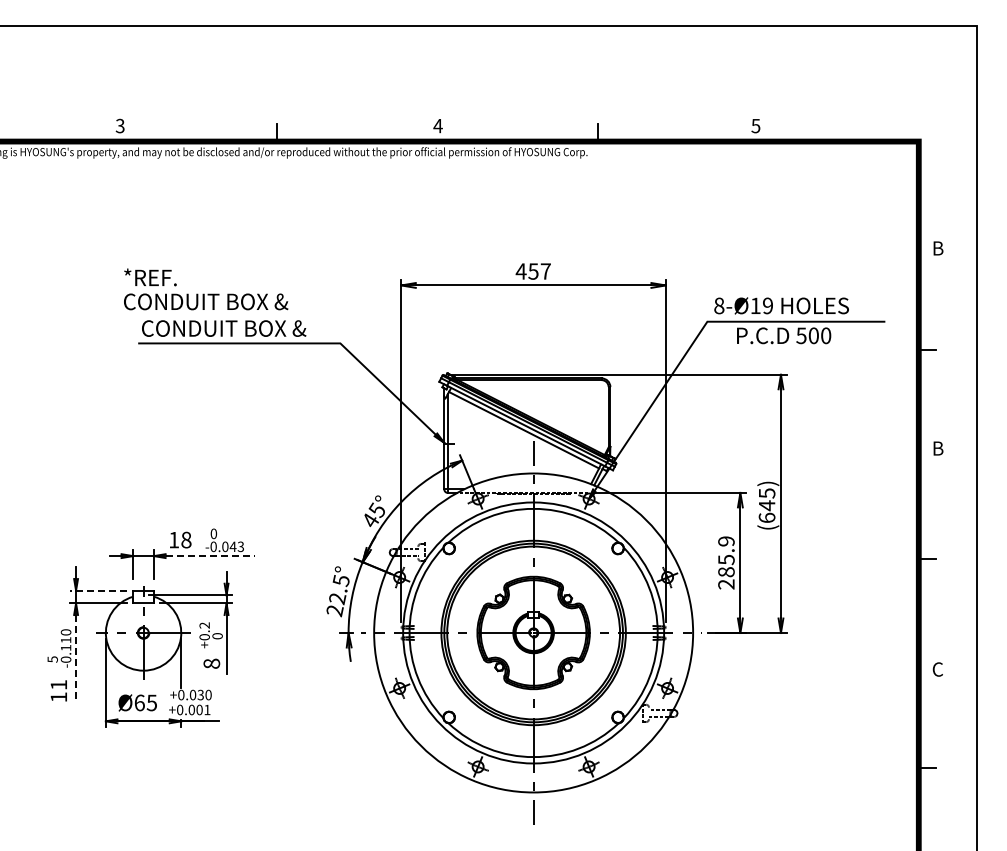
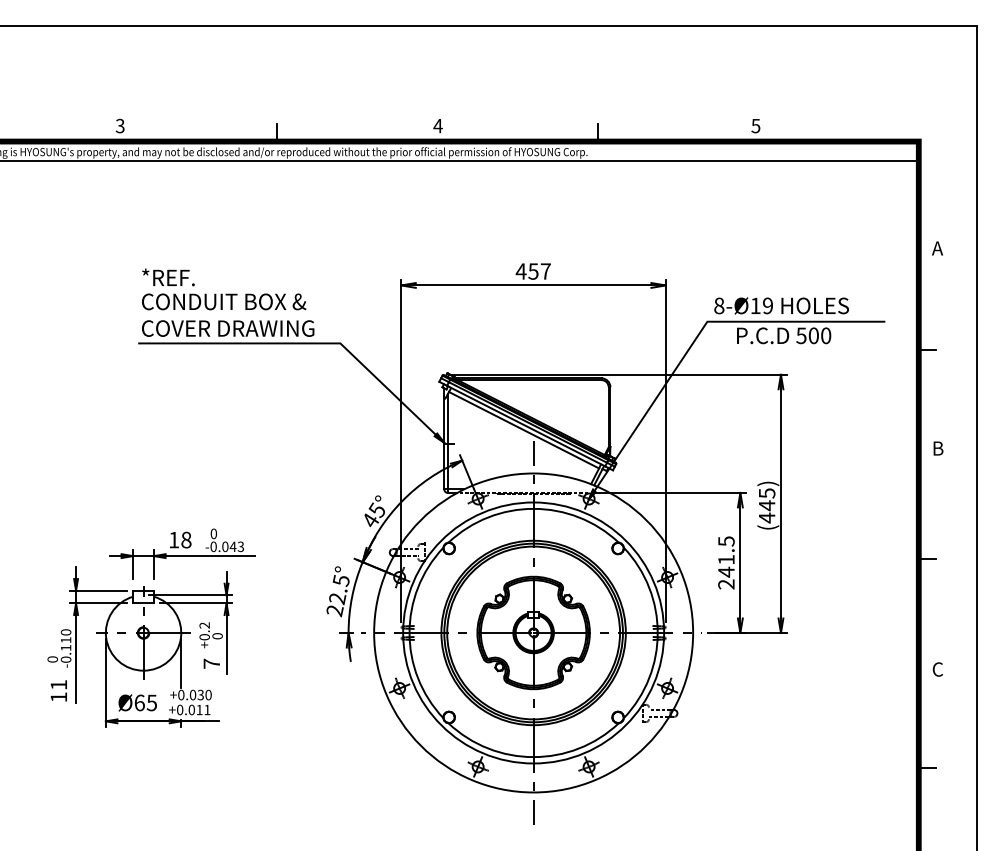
line: none -> present (460, 160)
text: B -> A (937, 248)
text position: (206, 289) -> (224, 289) (224, 289)
text: CONDUIT BOX & -> COVER DRAWING (242, 328)
text: (645) -> (445) (766, 517)
line: dashed -> solid (210, 556)
text: 285.9 -> 241.5 (726, 556)
line: dashed -> solid (98, 590)
text: 5 -> 0 (52, 659)
line: dashed -> solid (76, 659)
text: 8 -> 7 (211, 663)
text: +0.001 -> +0.011 (199, 709)
